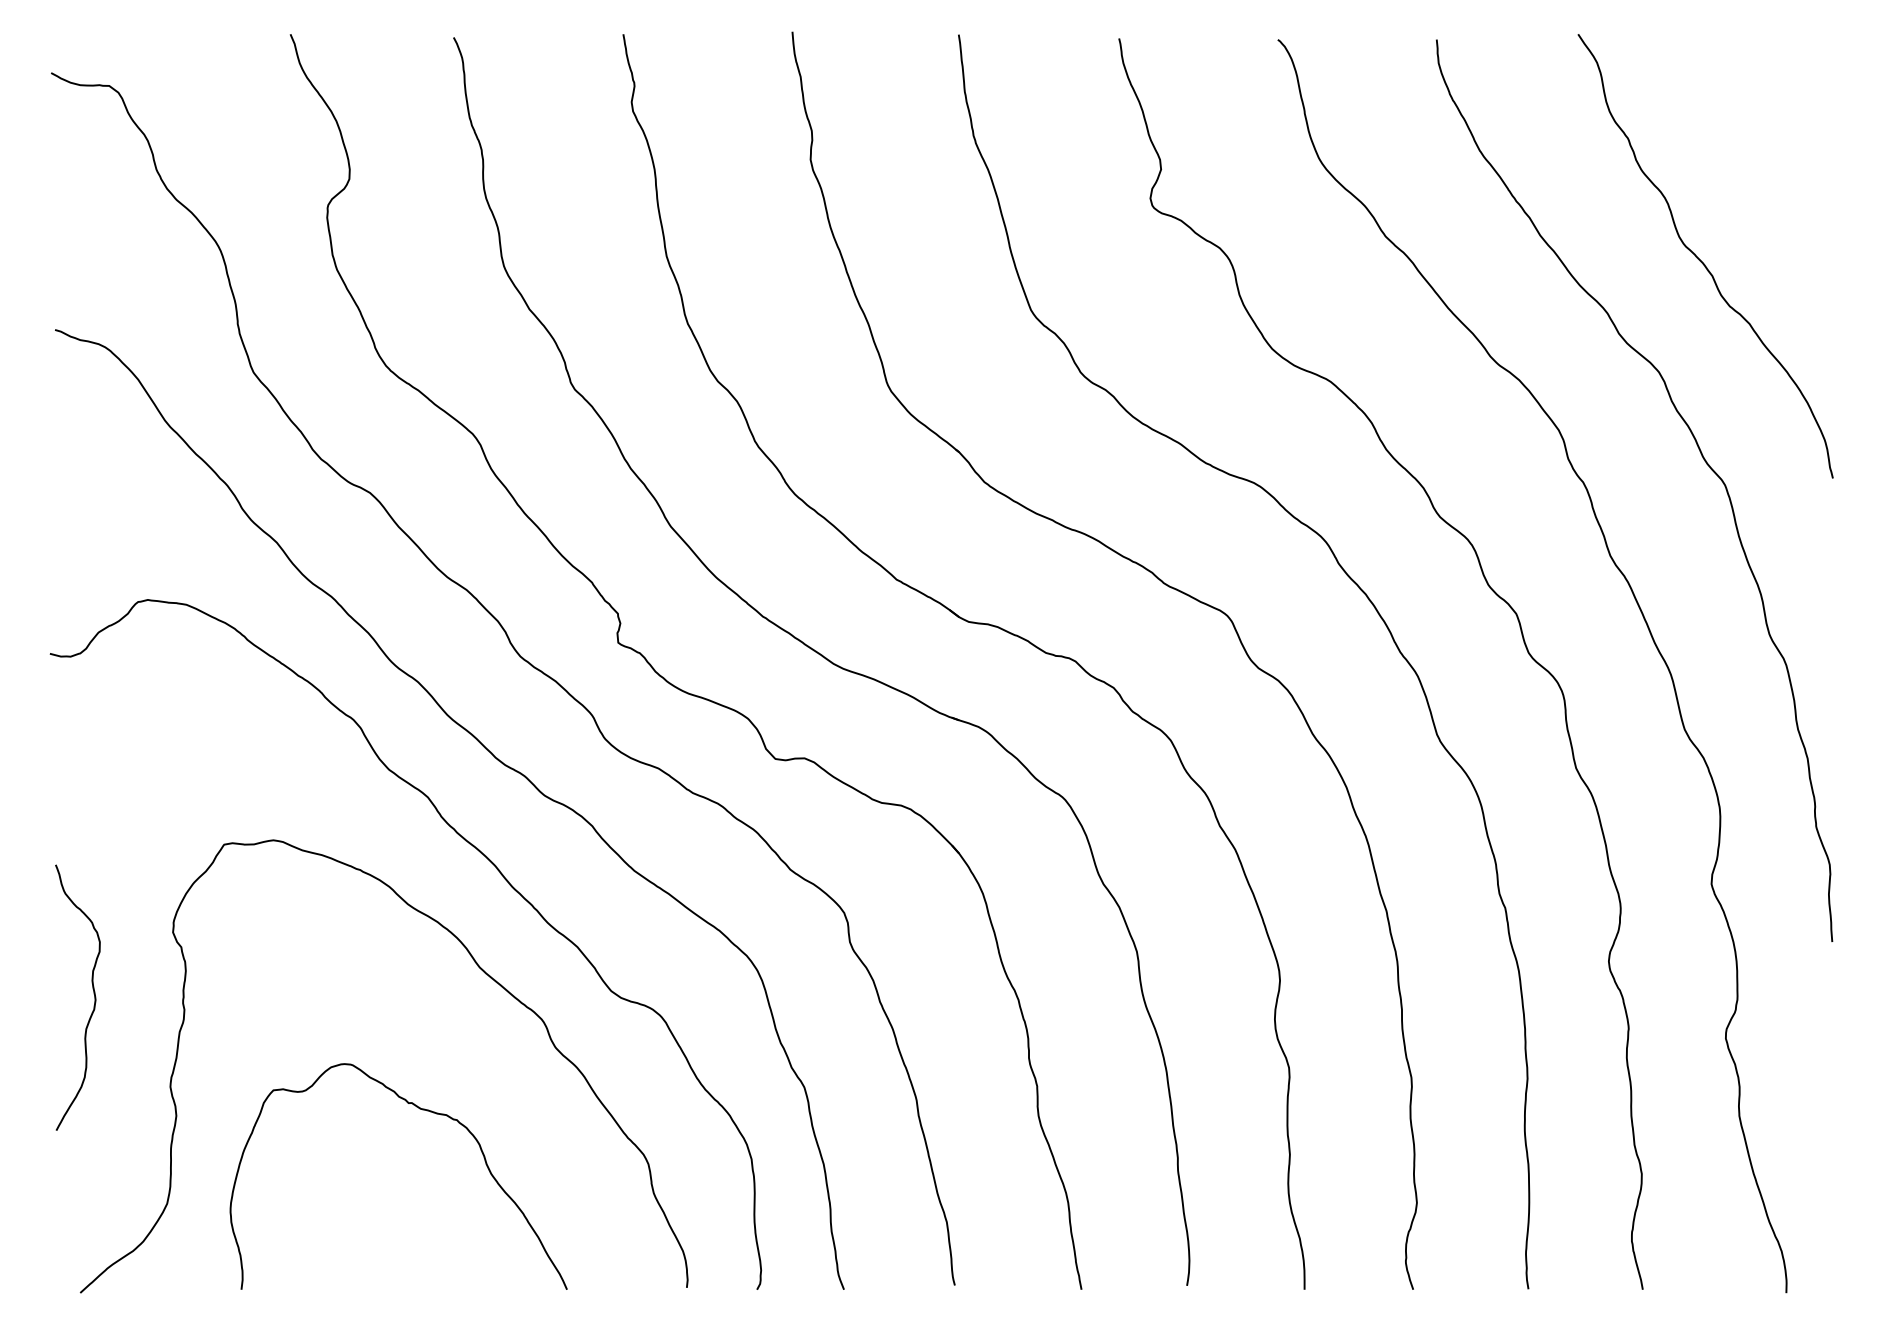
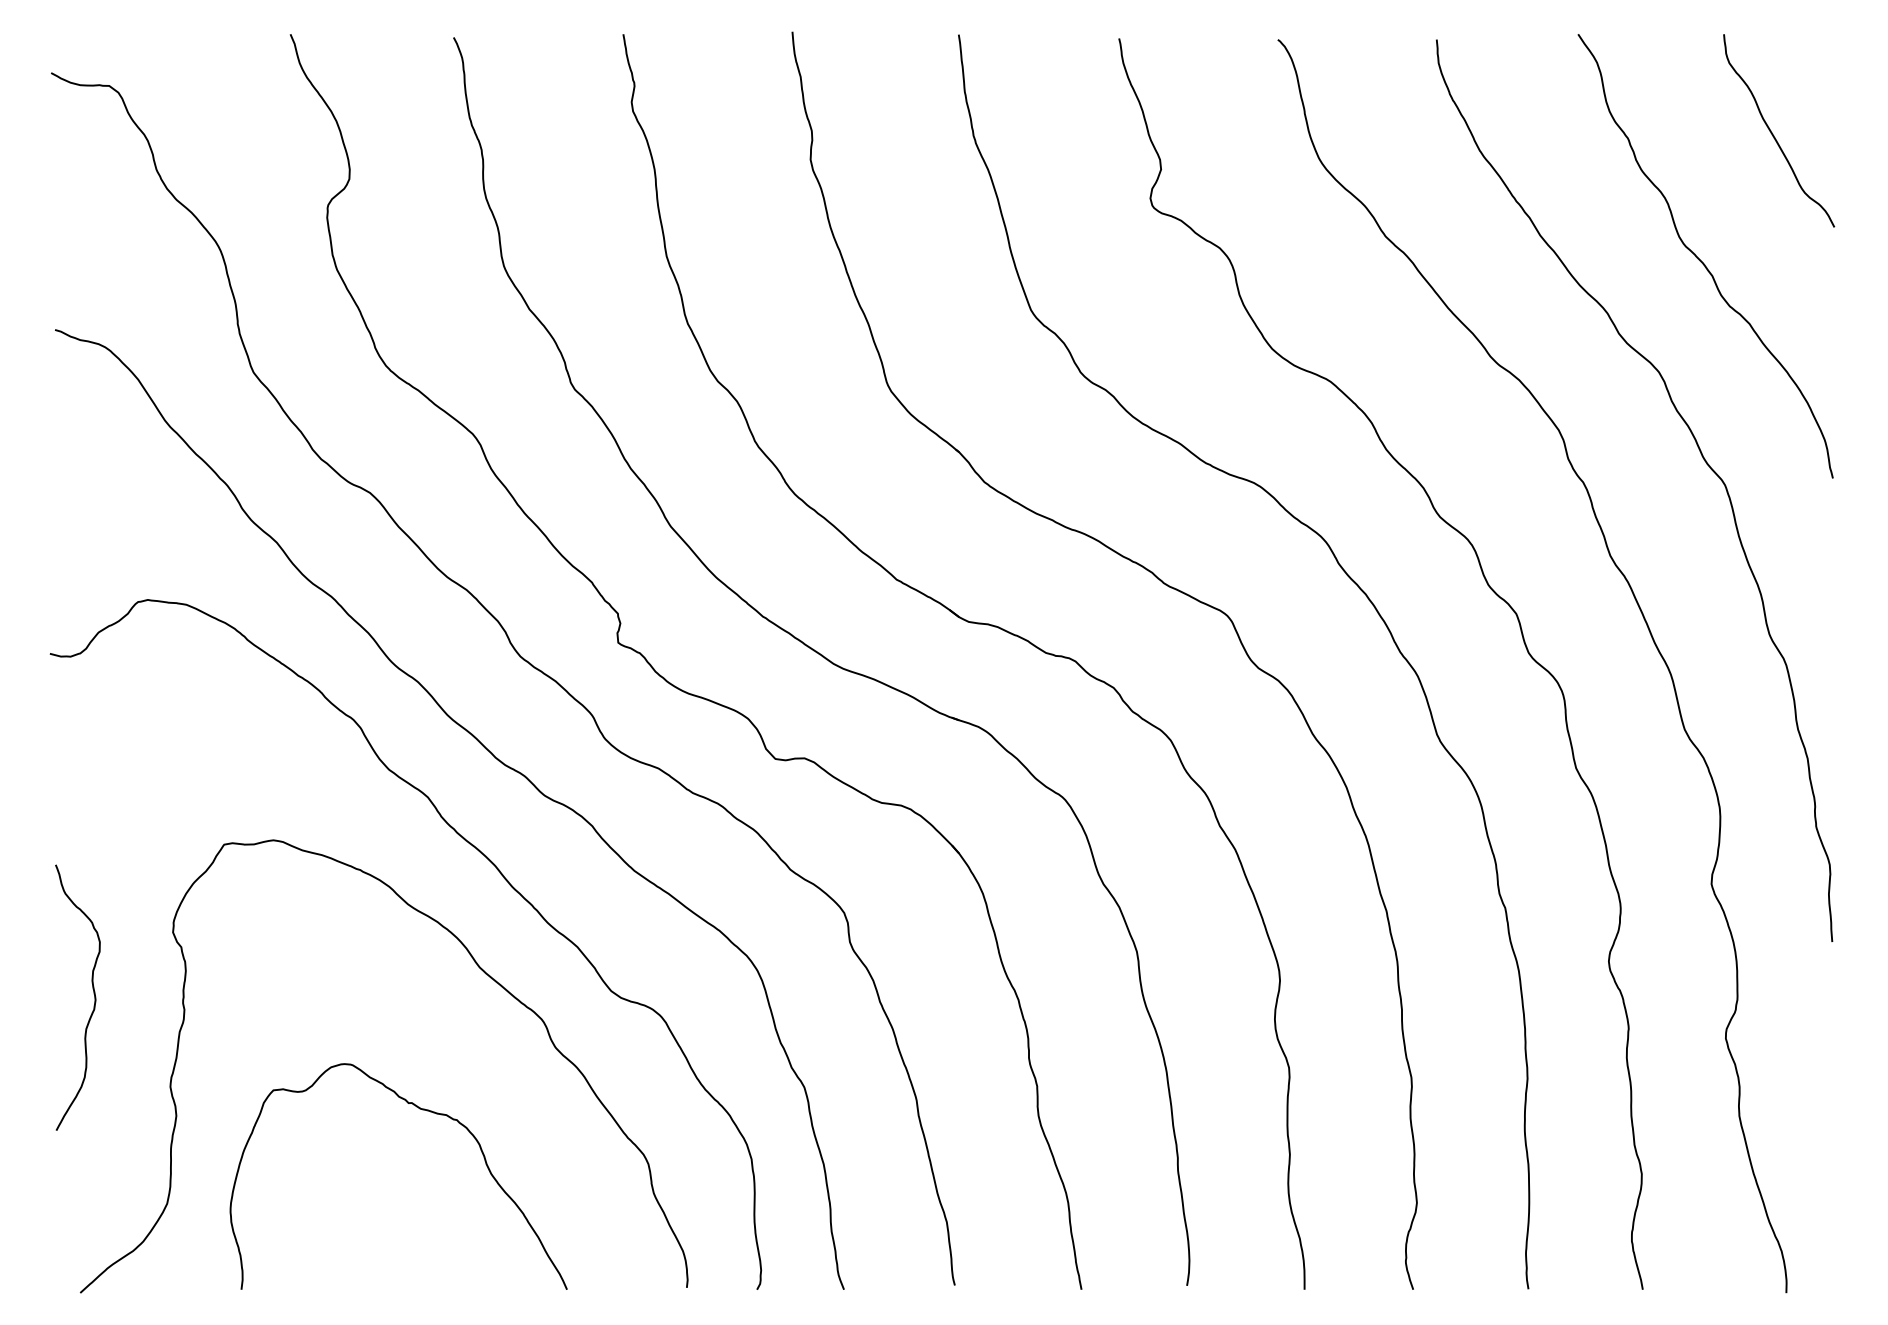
curve: none -> present (1774, 135)
